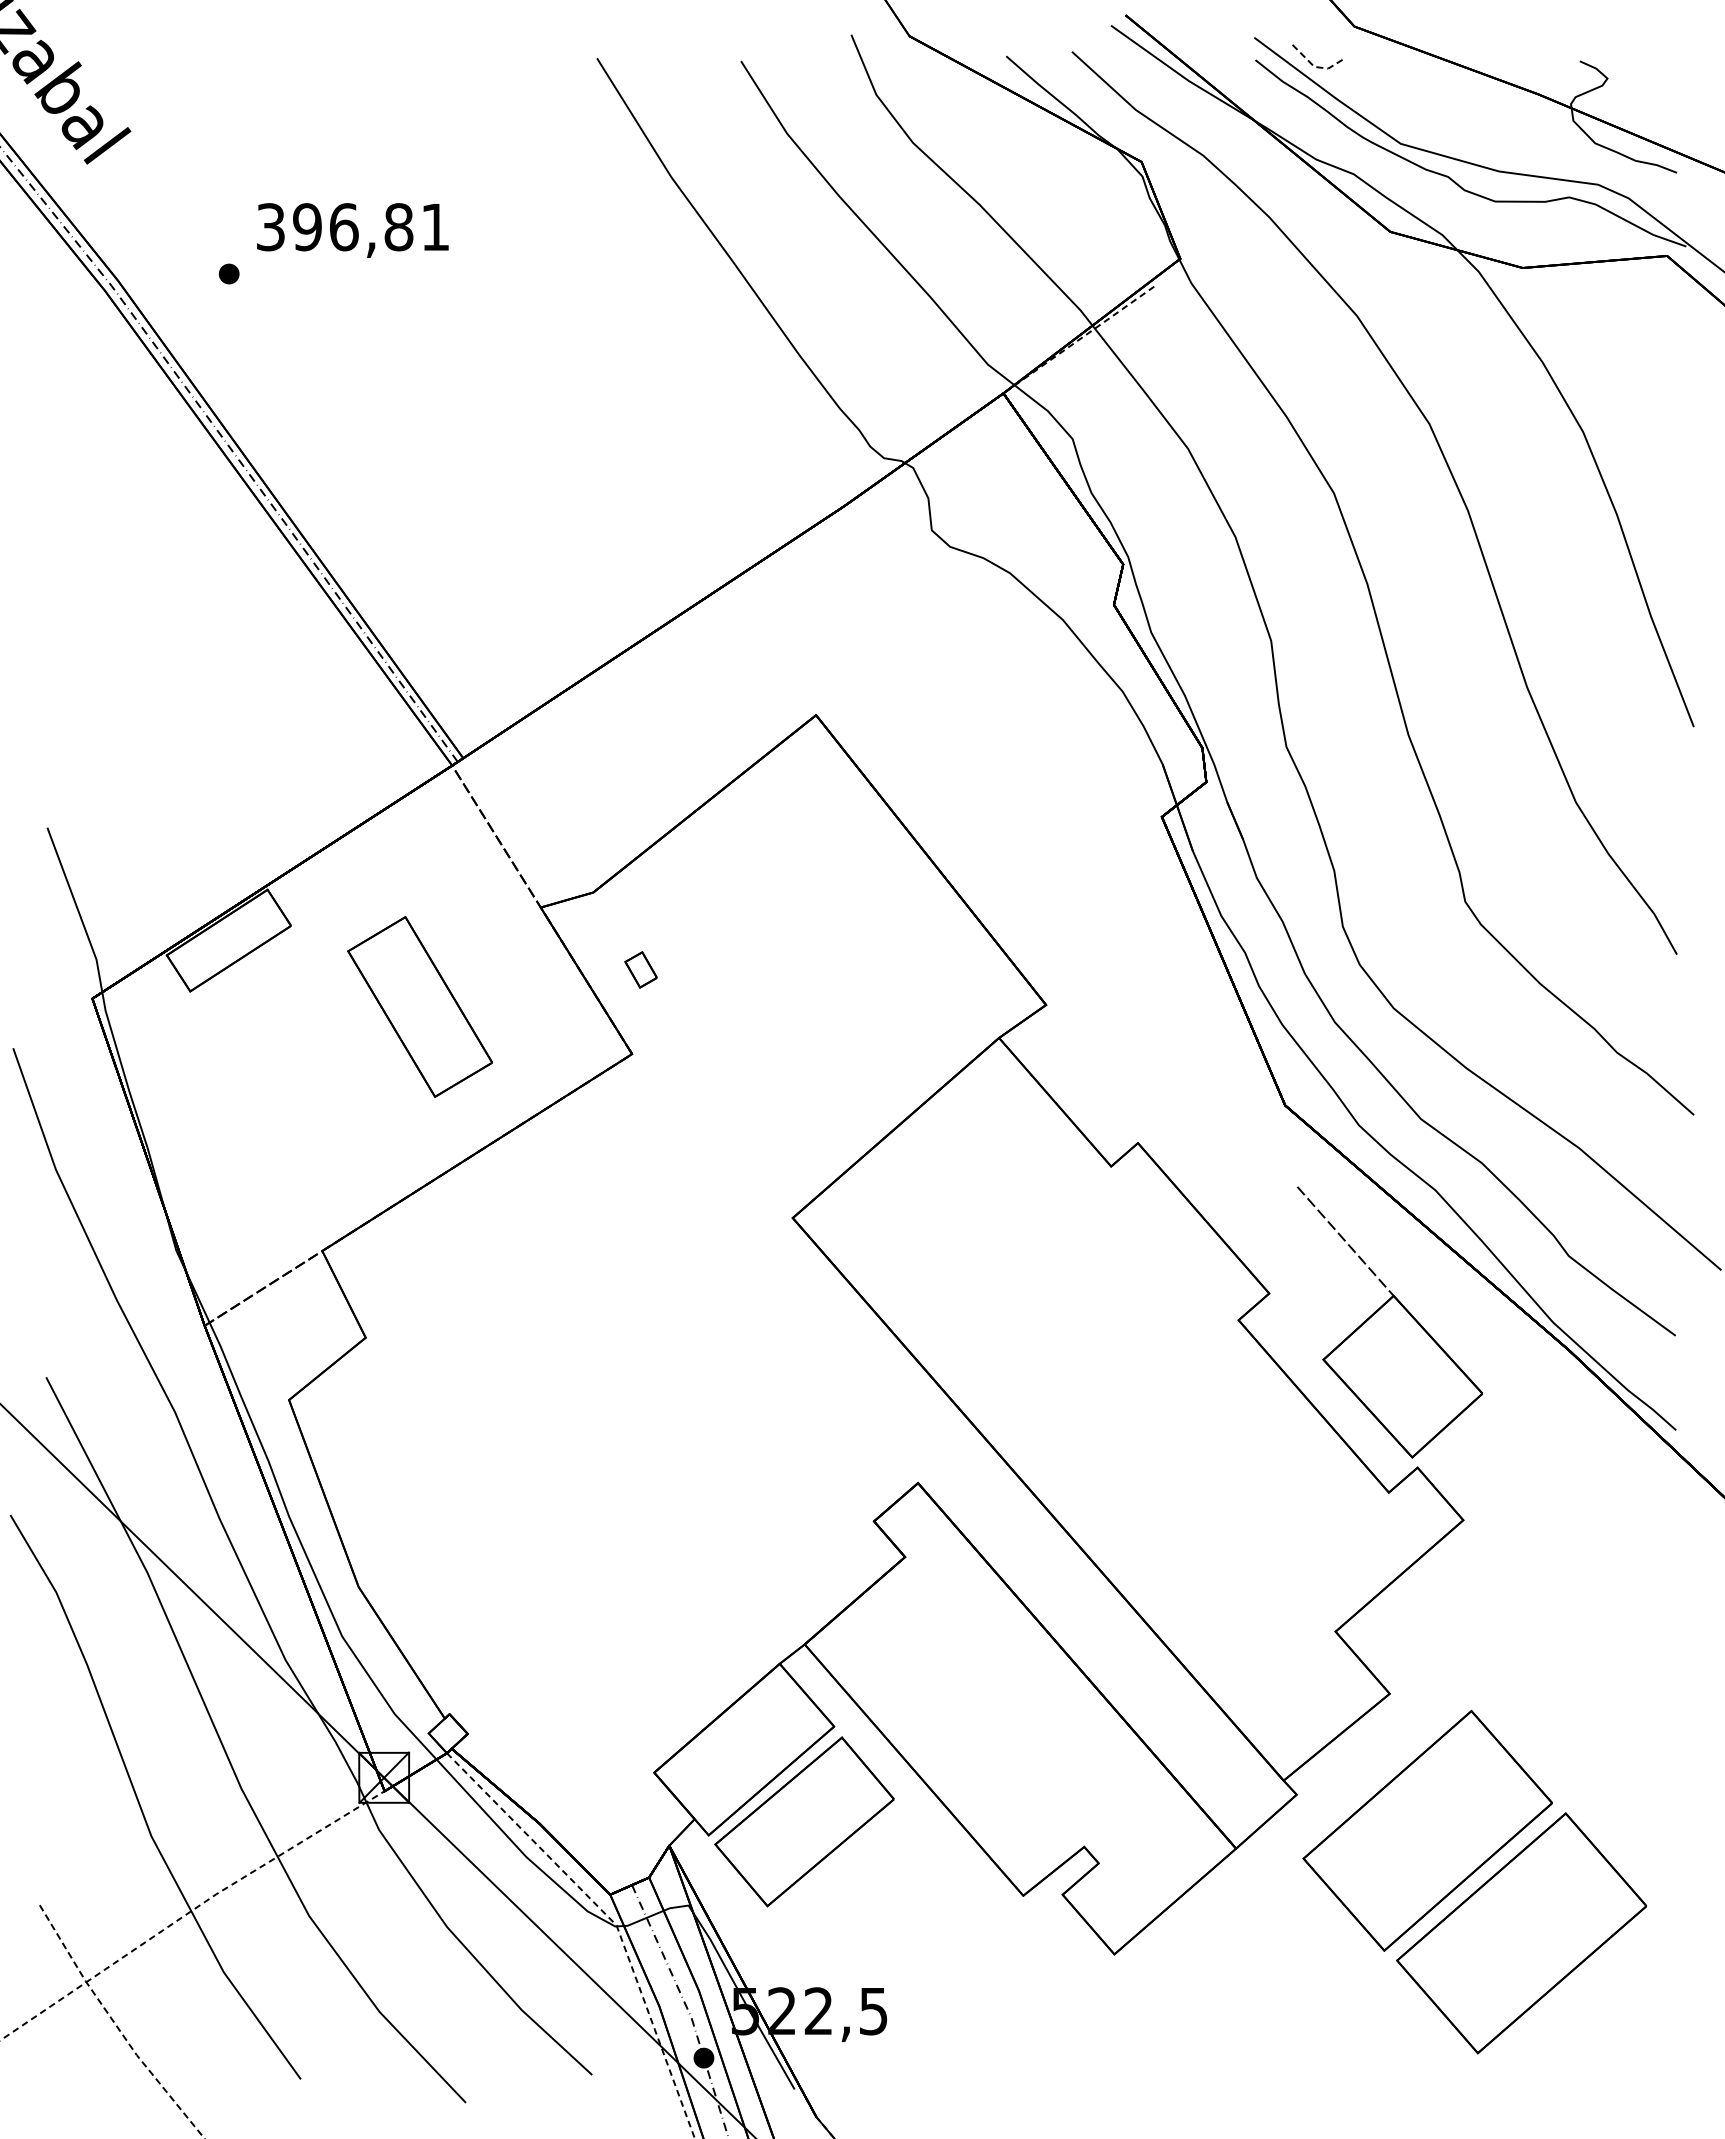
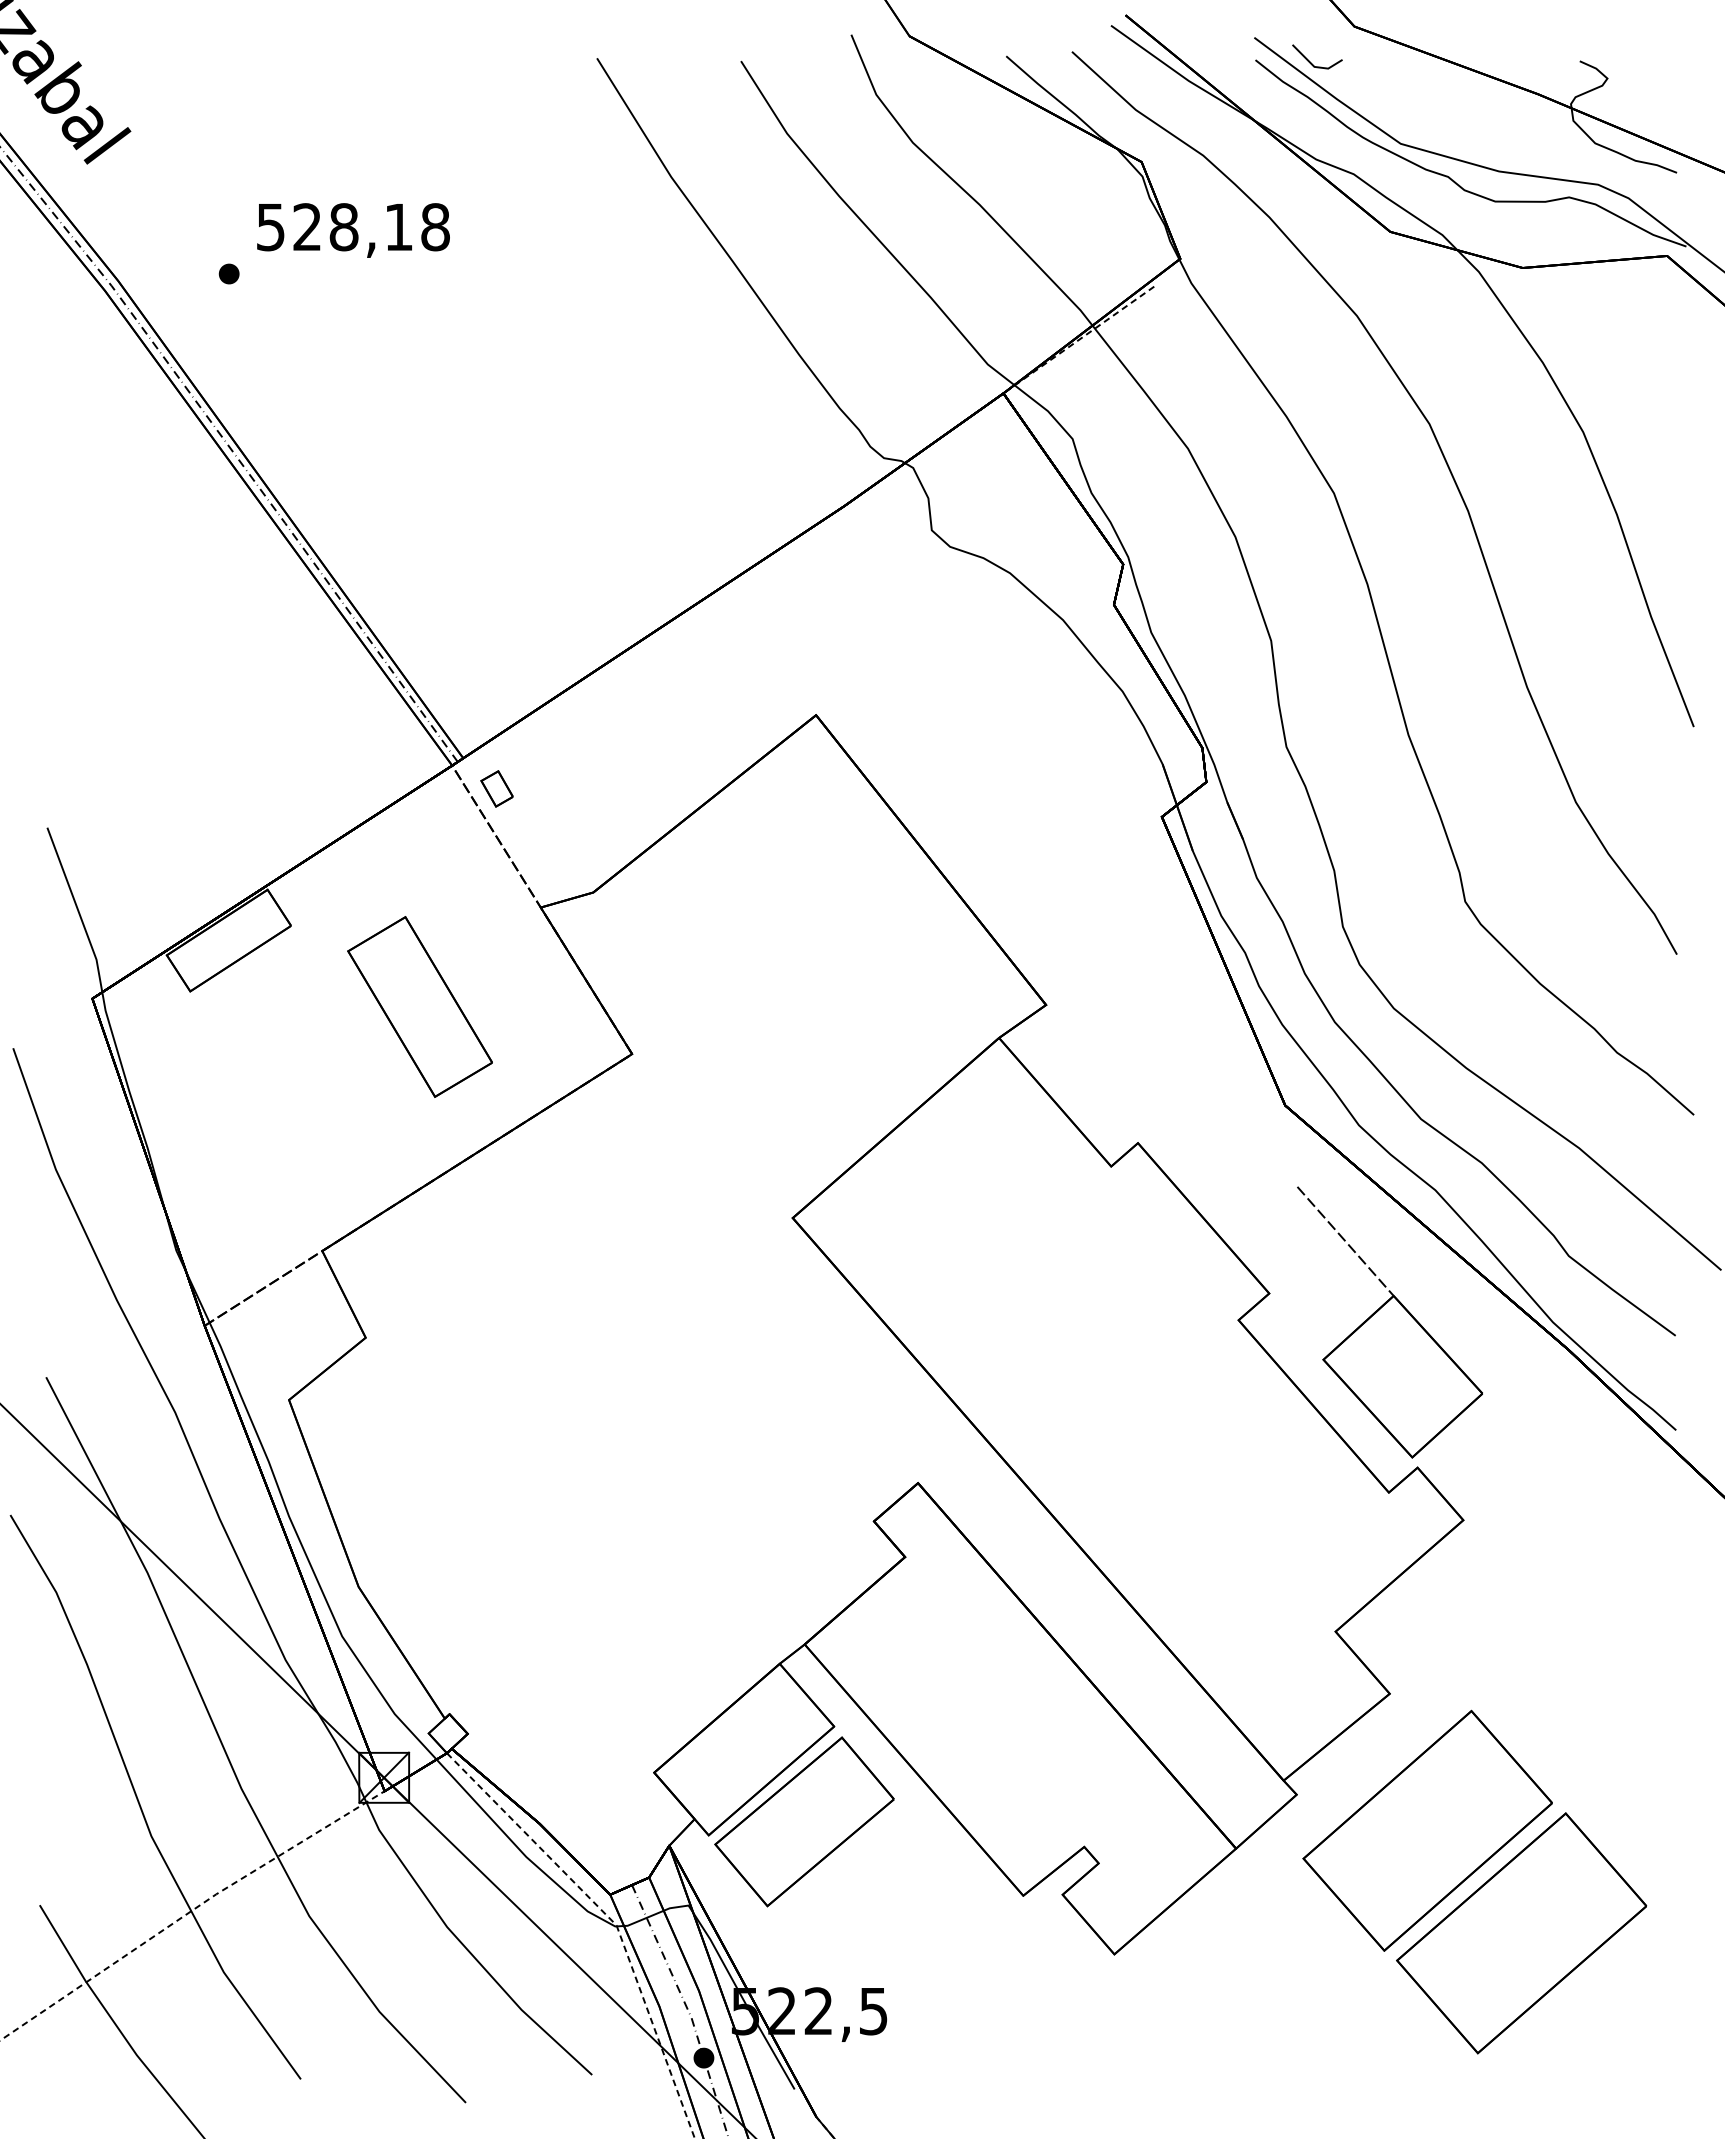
line: dashed -> solid (1314, 66)
text: 396,81 -> 528,18 (353, 227)
part position: (640, 969) -> (496, 788) (496, 788)
line: dashed -> solid (116, 2025)
